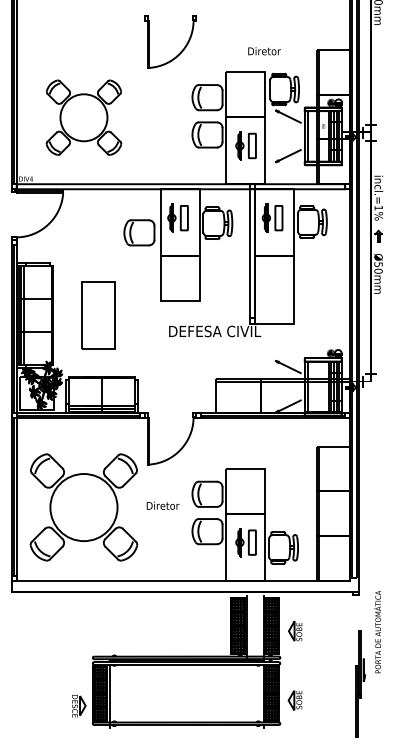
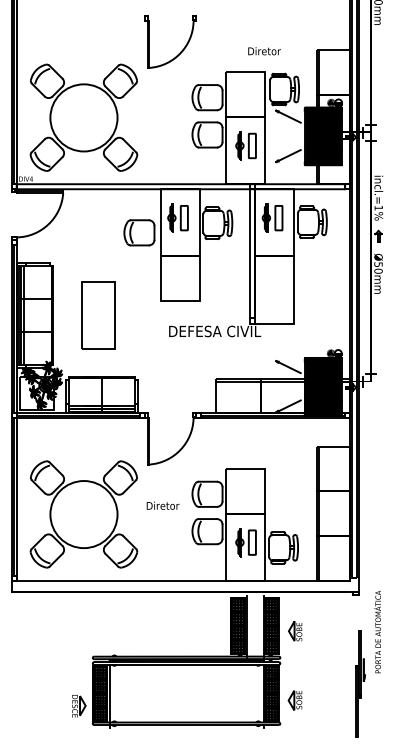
part size: 78x77 px -> 110x109 px (83, 117)
fill: none -> present (322, 136)
fill: none -> present (322, 386)
part position: (83, 507) -> (83, 514) (83, 514)
